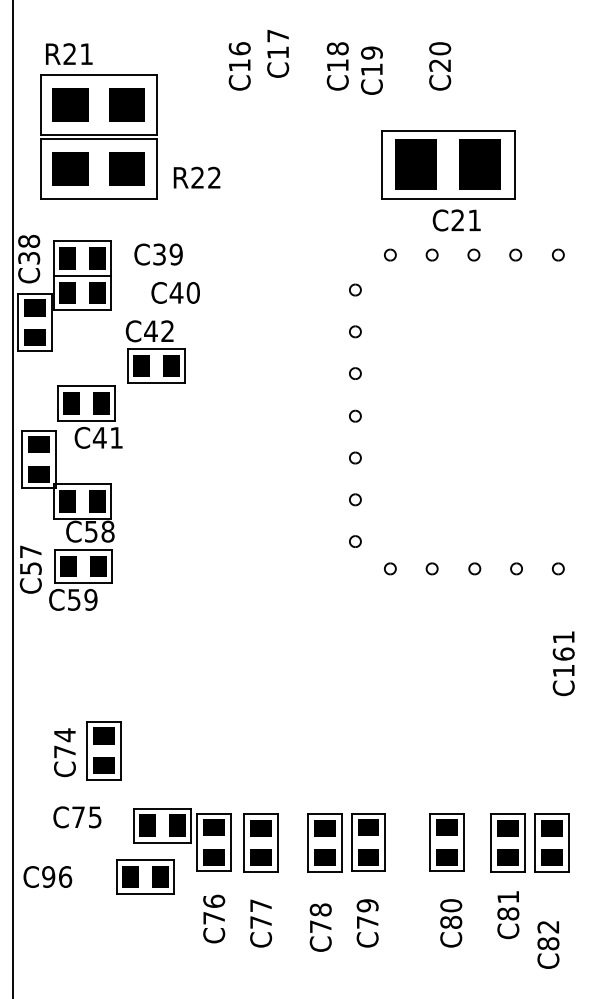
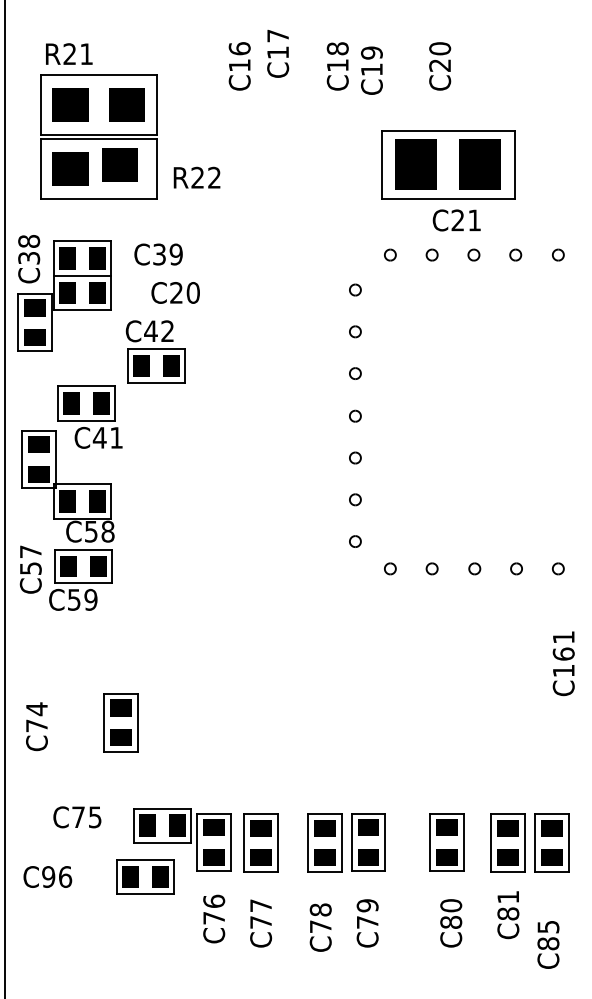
part position: (126, 168) -> (119, 164) (119, 164)
text: C40 -> C20 (176, 292)
line position: (12, 498) -> (4, 498) (4, 498)
part position: (103, 750) -> (120, 722) (120, 722)
text position: (64, 752) -> (36, 726) (36, 726)
text: C82 -> C85 (548, 927)
